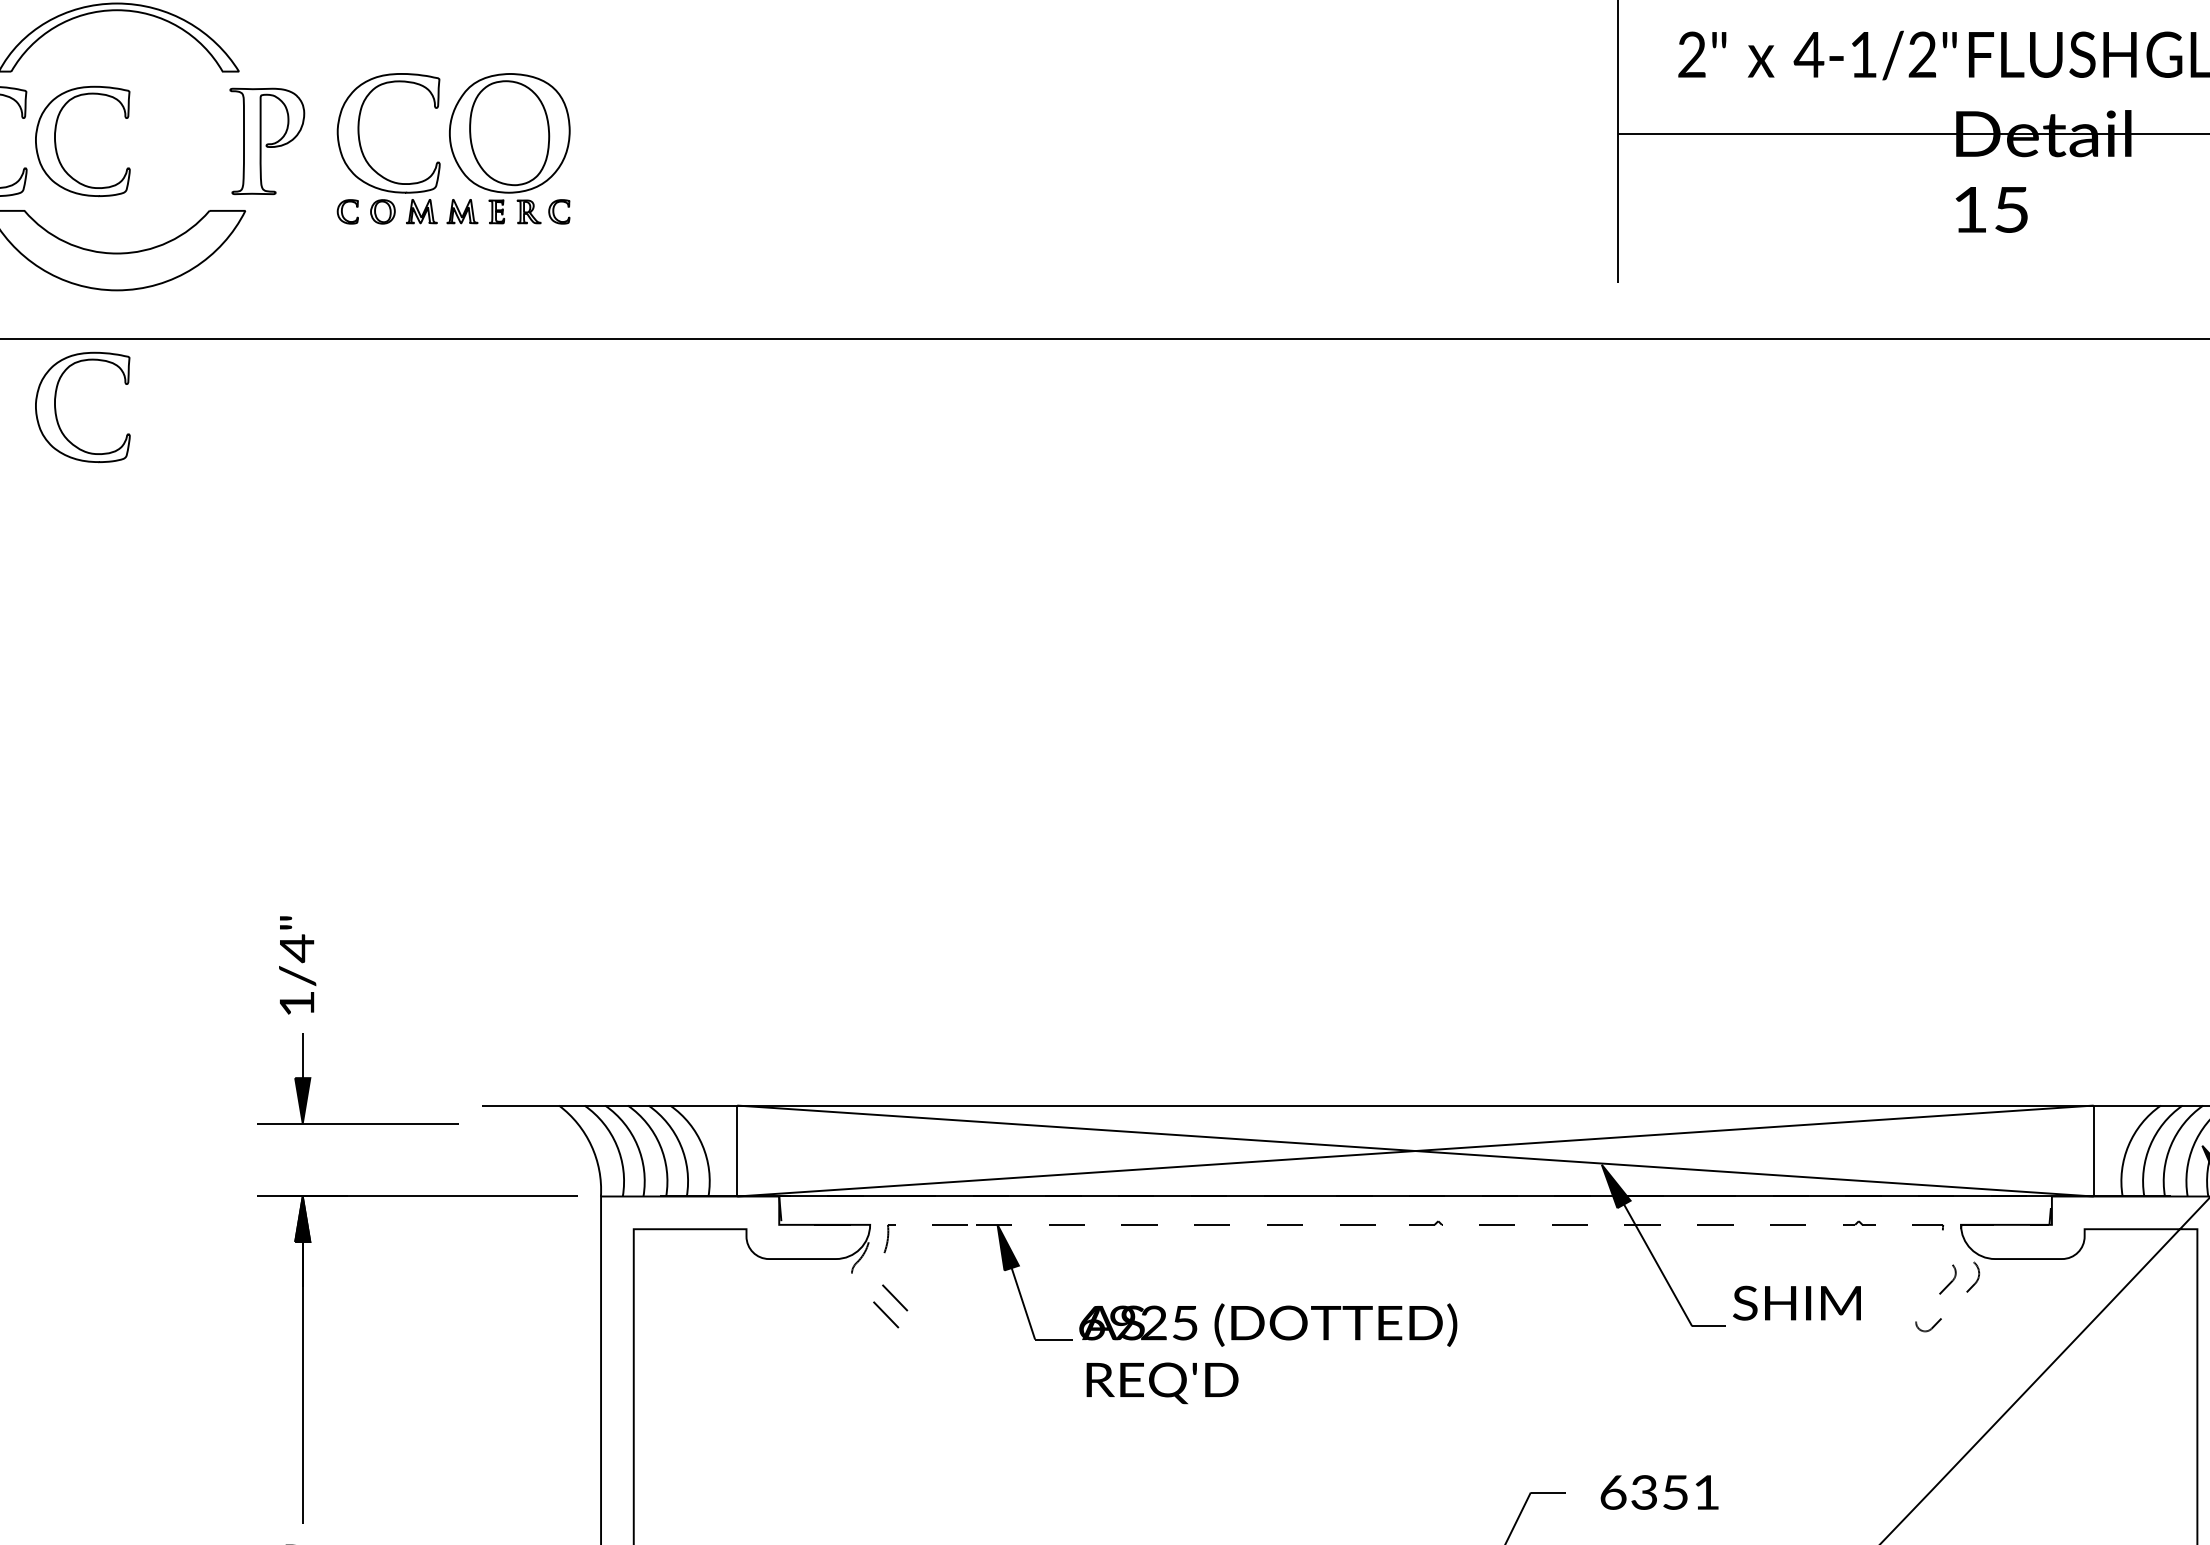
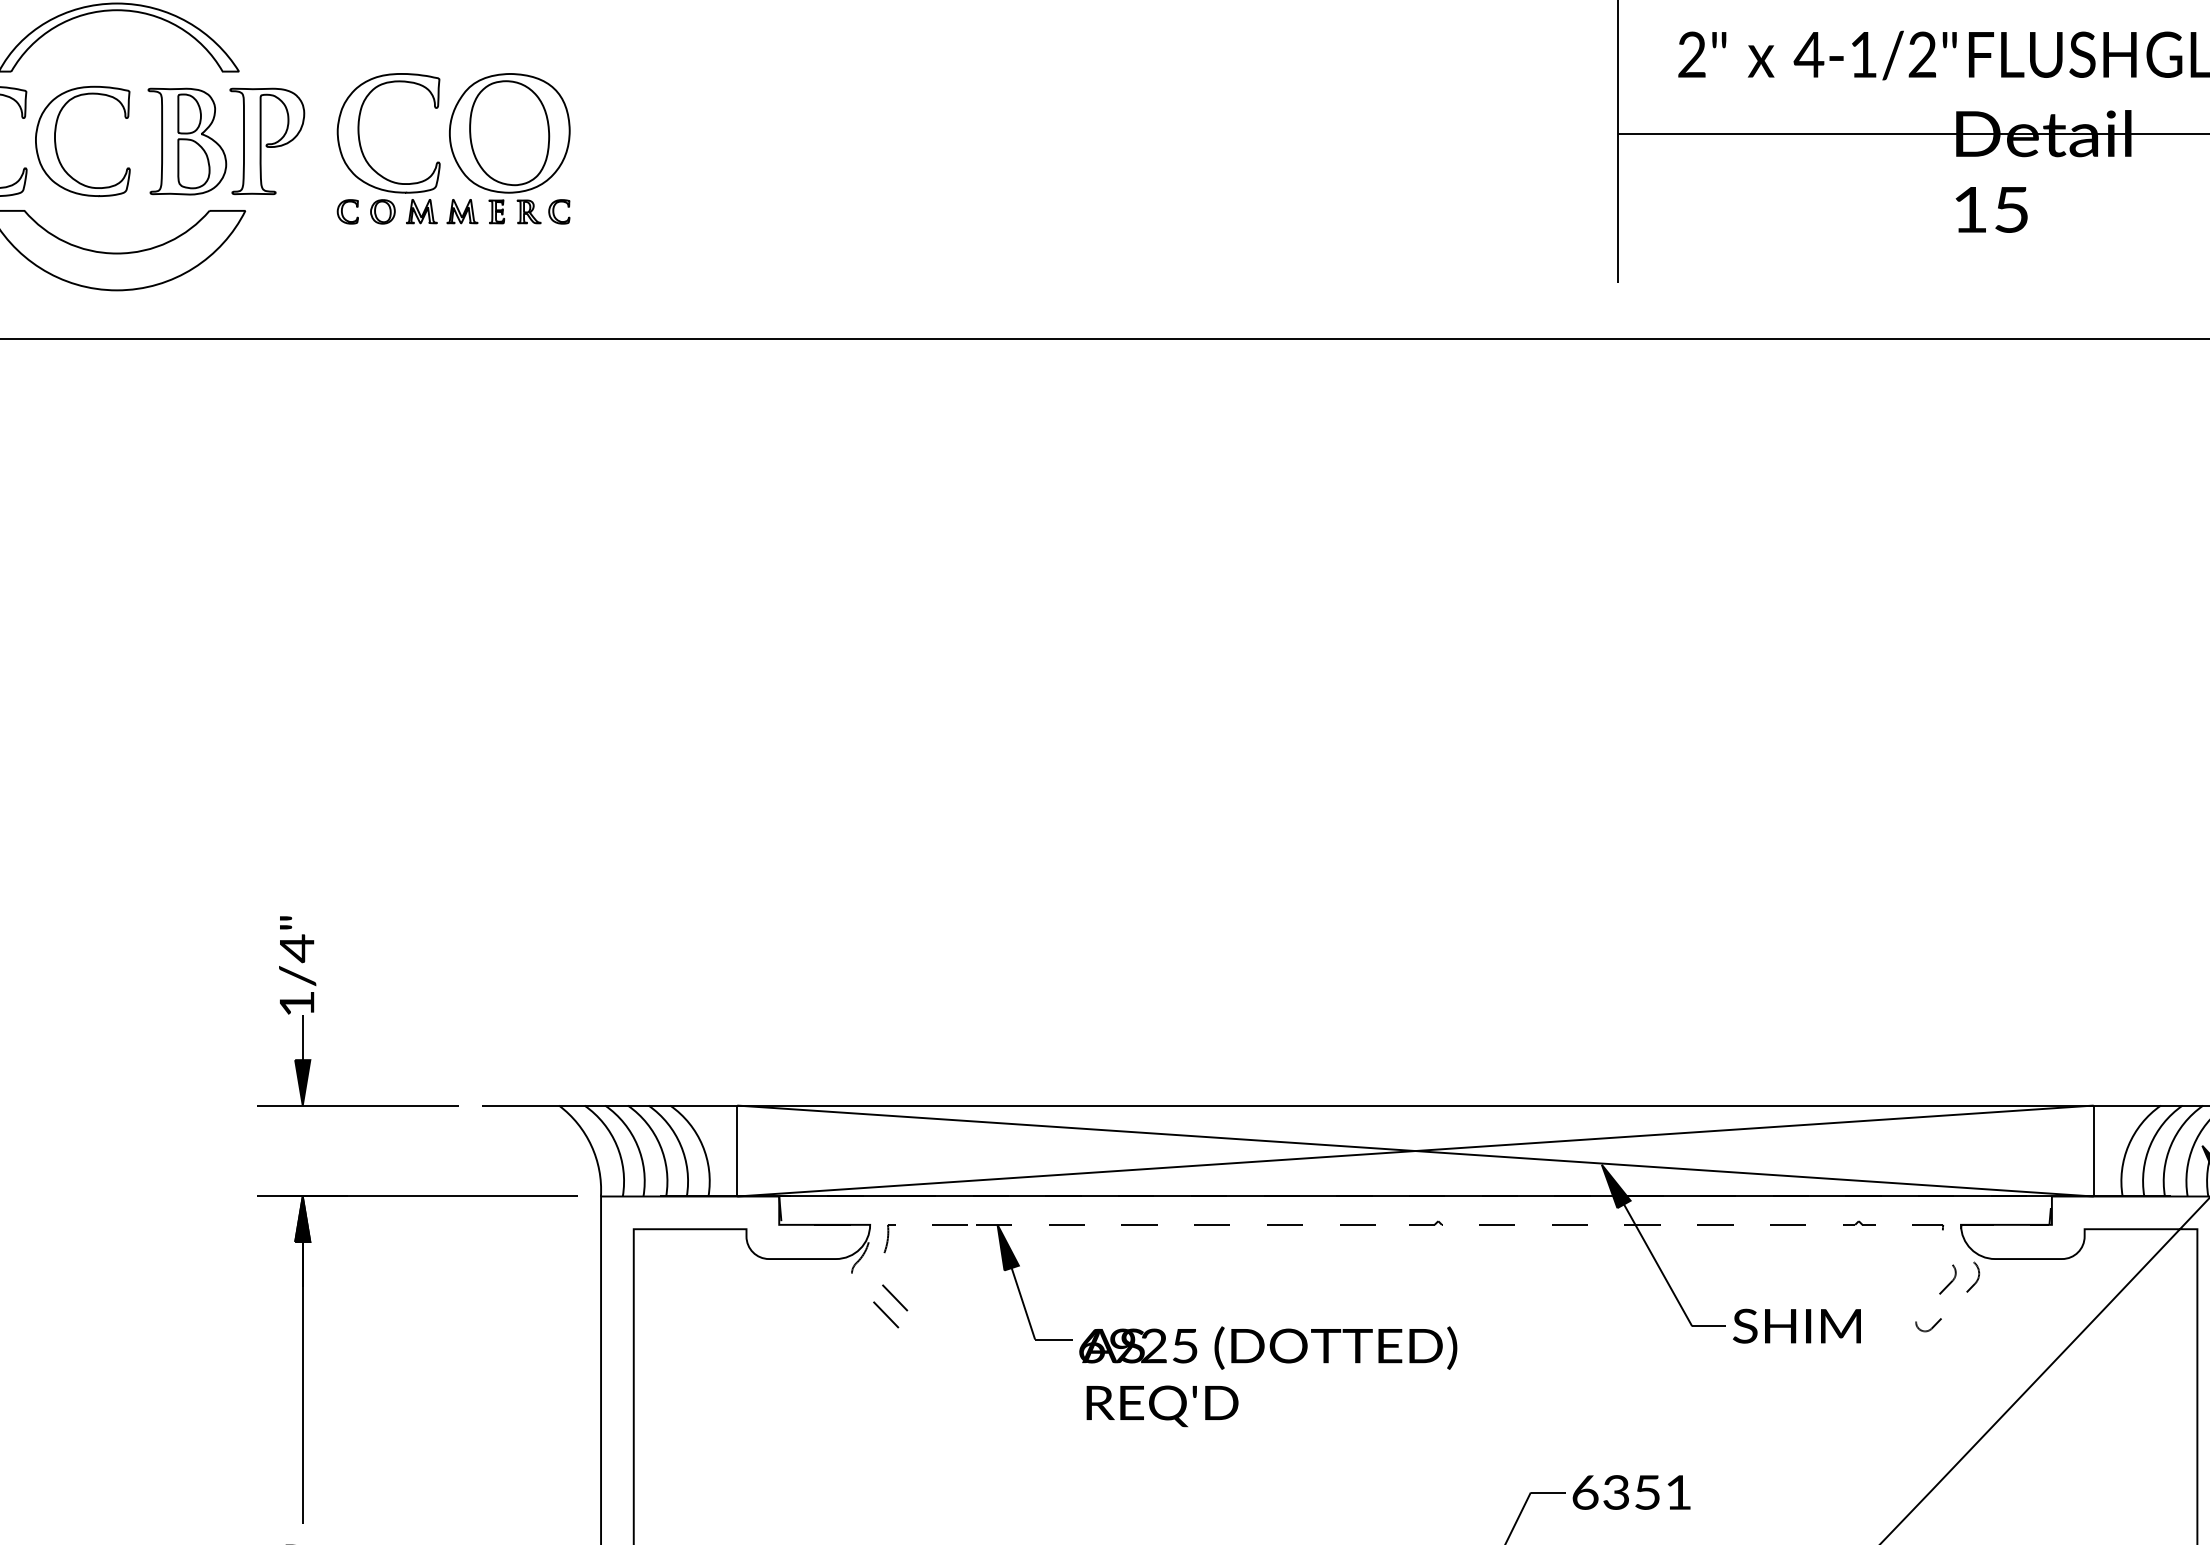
part: none -> present (187, 141)
part: present -> none (56, 408)
part position: (357, 1123) -> (357, 1105) (357, 1105)
text position: (1796, 1302) -> (1796, 1325) (1796, 1325)
text position: (1268, 1353) -> (1268, 1376) (1268, 1376)
text position: (1659, 1492) -> (1631, 1492) (1631, 1492)
